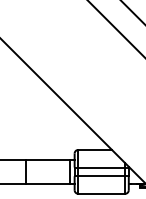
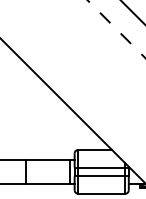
line: solid -> dashed (116, 29)
